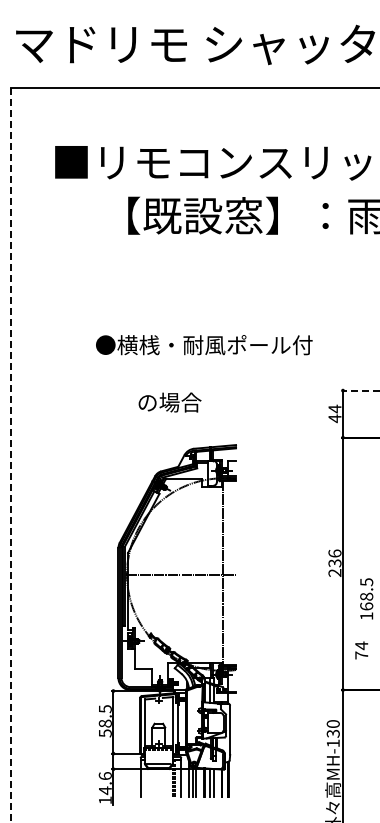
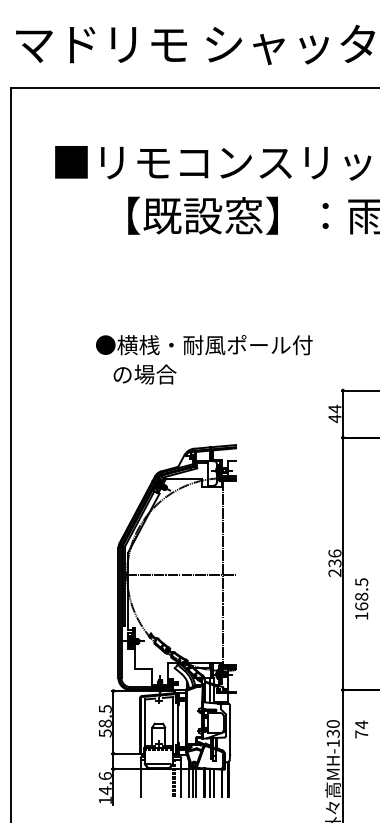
line: dashed -> solid (360, 390)
text position: (169, 402) -> (144, 374) (144, 374)
line: dashed -> solid (11, 455)
text position: (366, 598) -> (361, 598) (361, 598)
text position: (361, 650) -> (361, 729) (361, 729)
